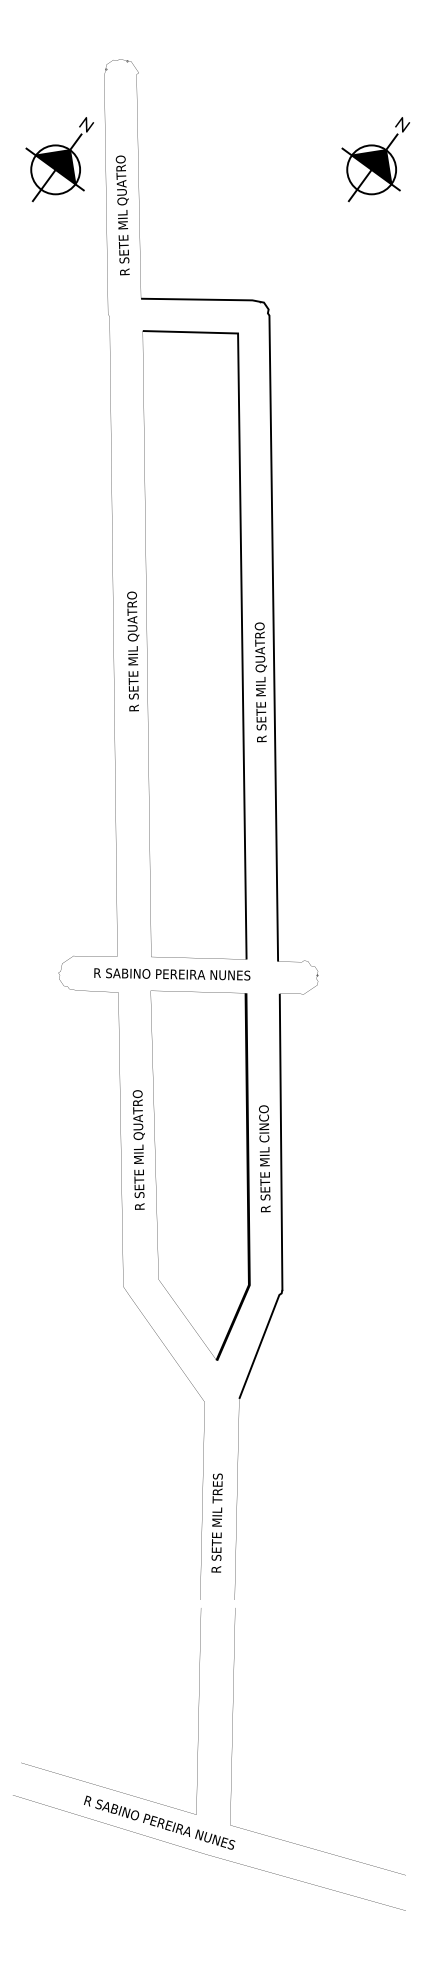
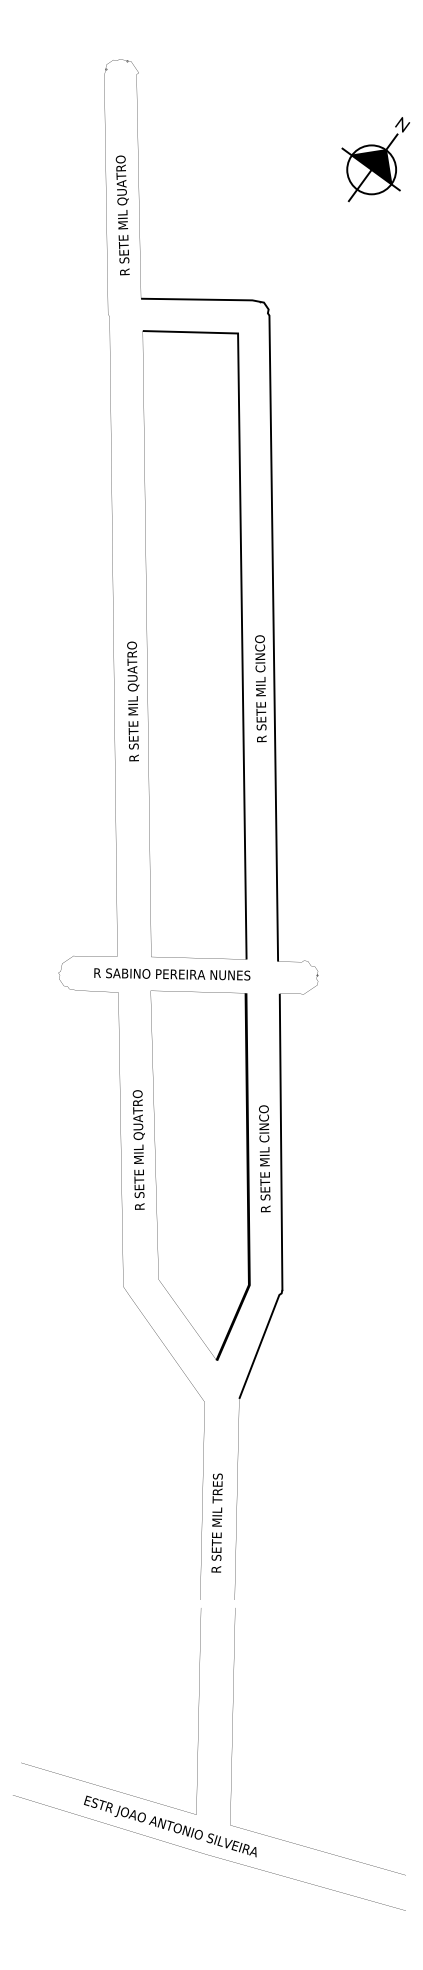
part: present -> none (59, 159)
text: R SETE MIL QUATRO -> R SETE MIL CINCO (260, 644)
text position: (133, 651) -> (133, 701) (133, 701)
text: R SABINO PEREIRA NUNES -> ESTR JOAO ANTONIO SILVEIRA (170, 1826)
